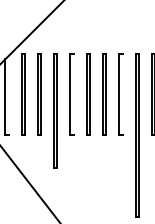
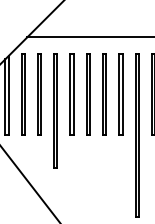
line: none -> present (89, 37)
line: none -> present (73, 94)
line: none -> present (122, 94)
line: none -> present (8, 95)
